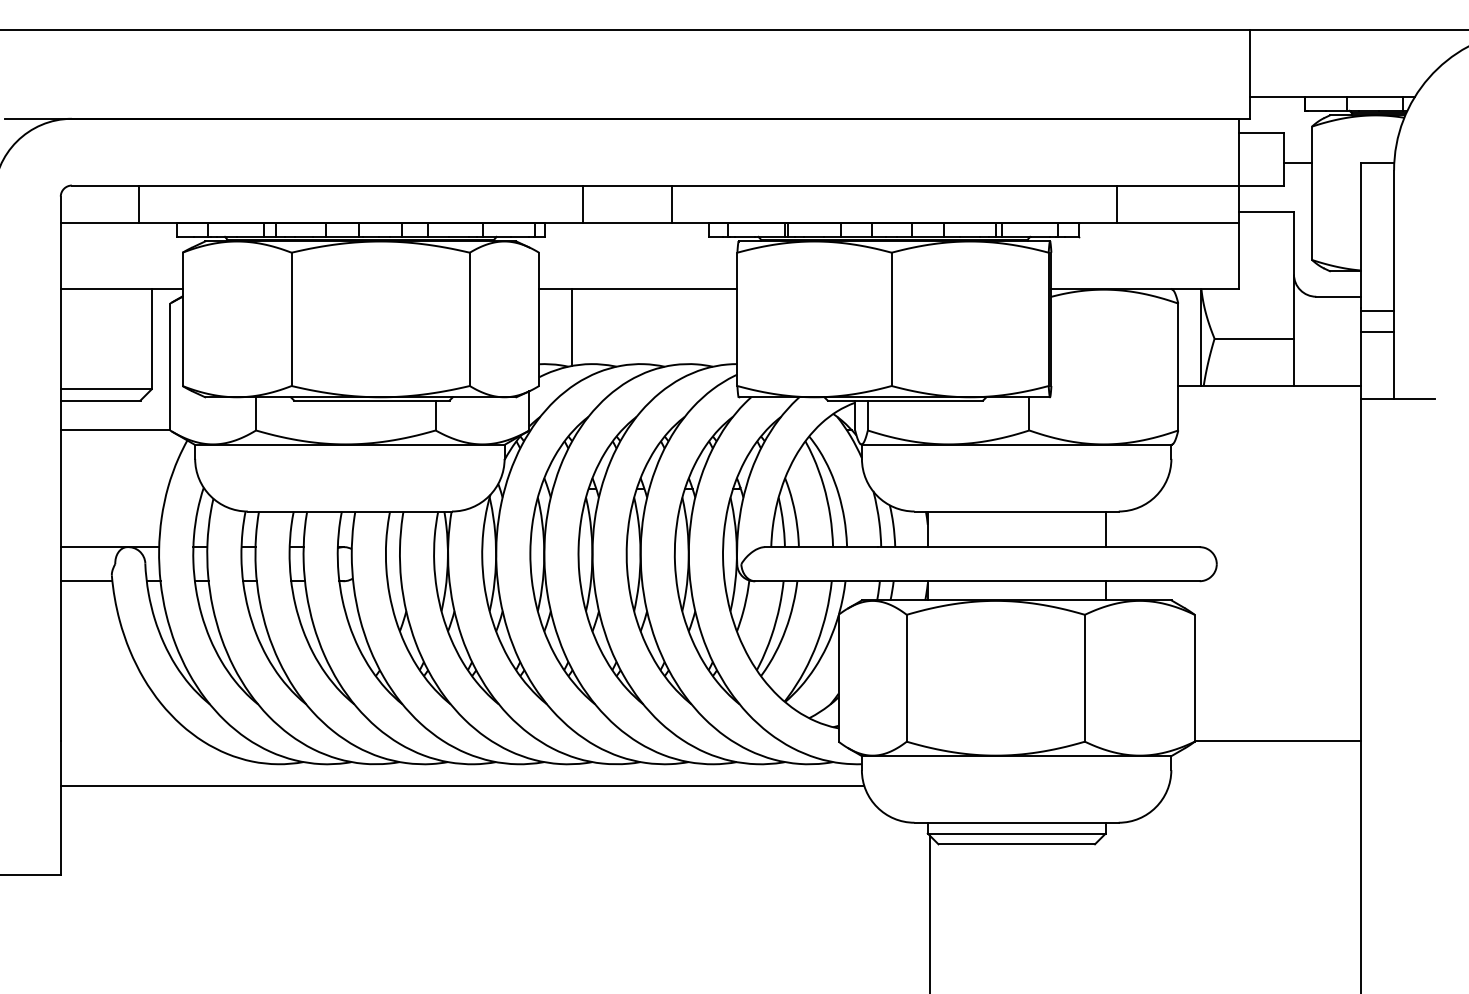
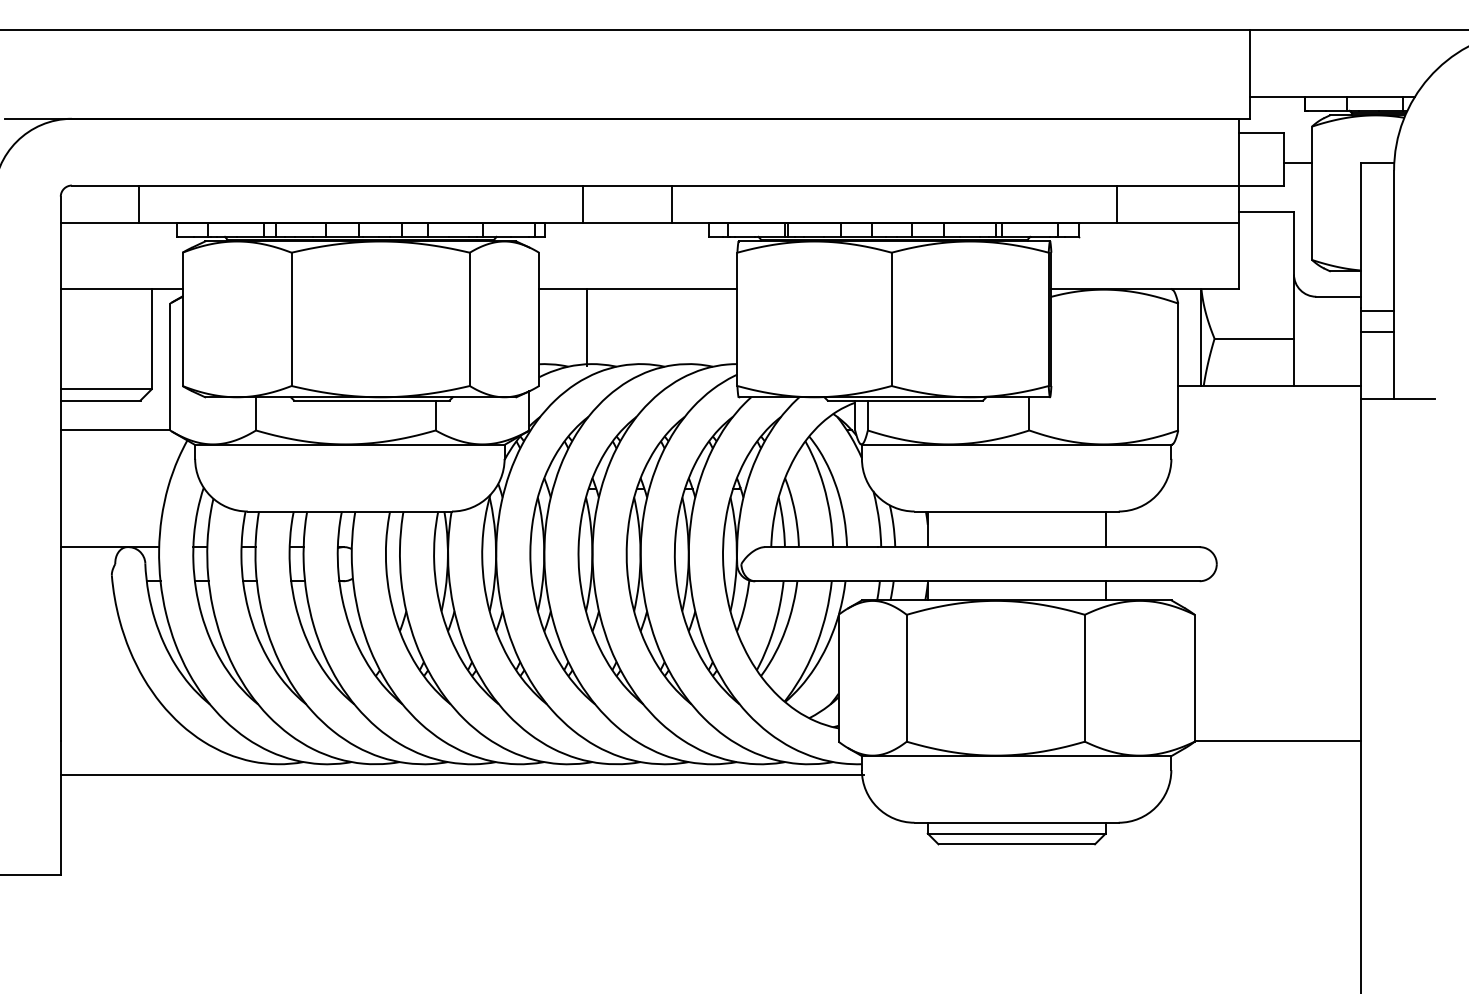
line position: (572, 327) -> (587, 327) (587, 327)
line: present -> none (86, 581)
line position: (462, 785) -> (462, 774) (462, 774)
line: present -> none (929, 912)
